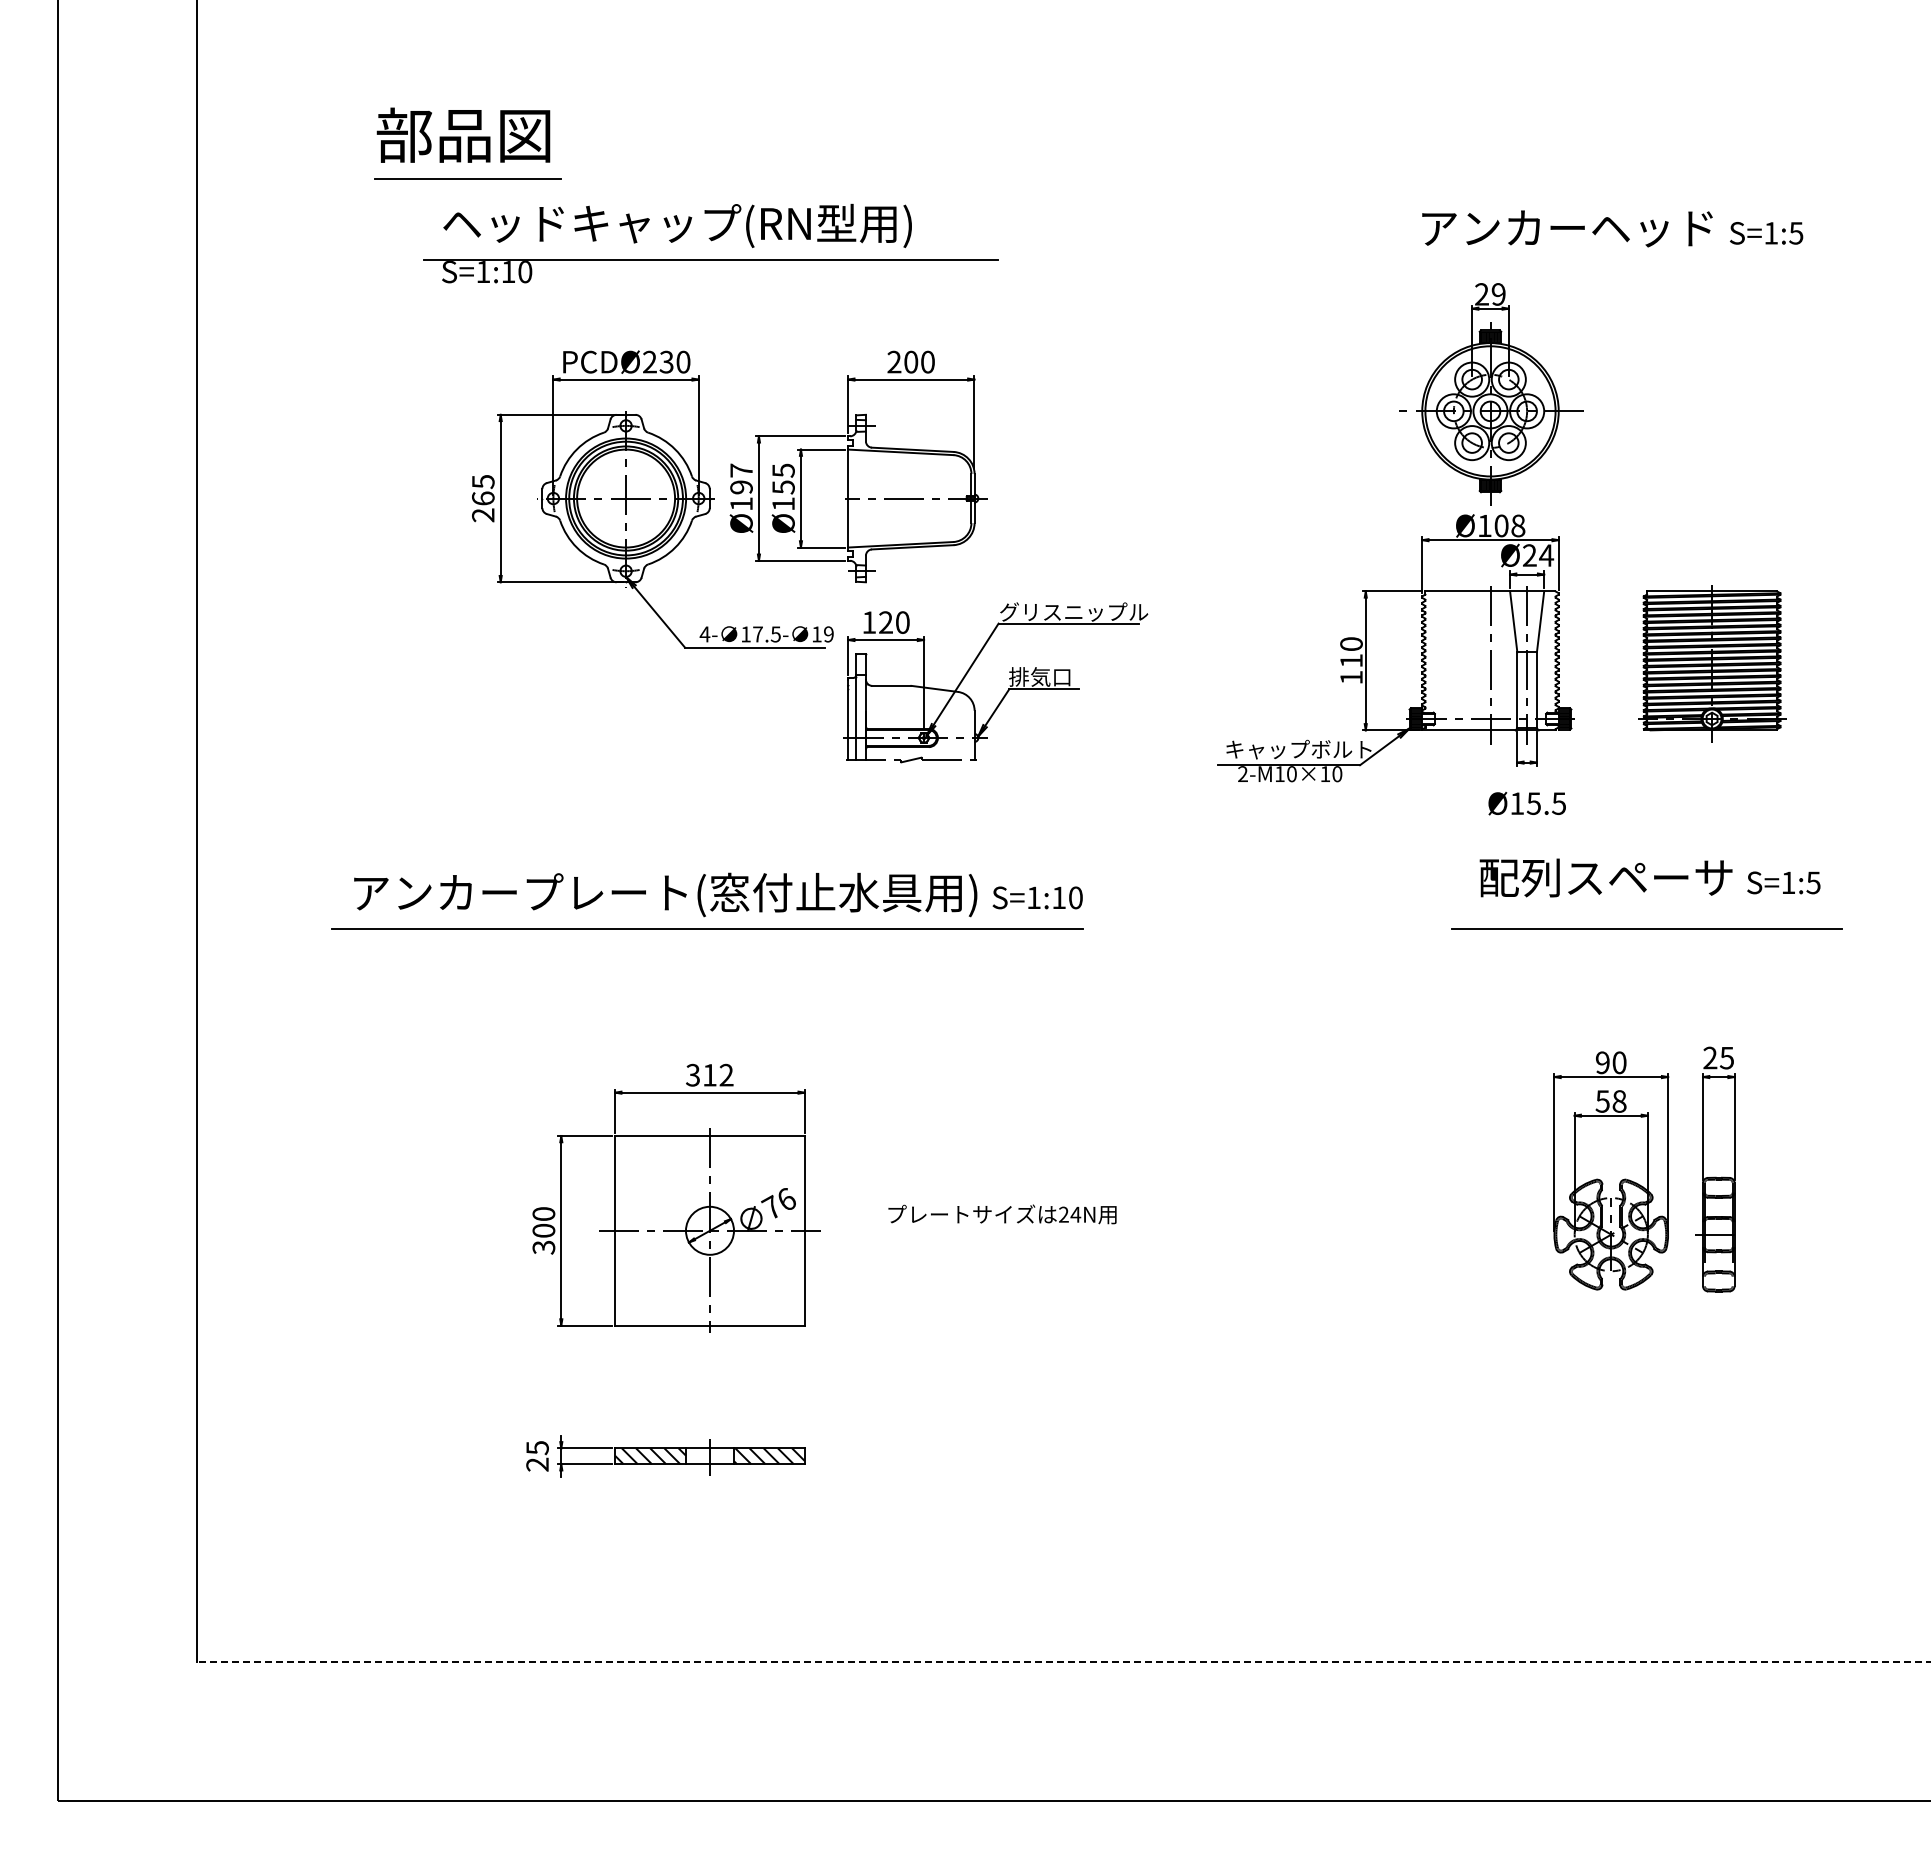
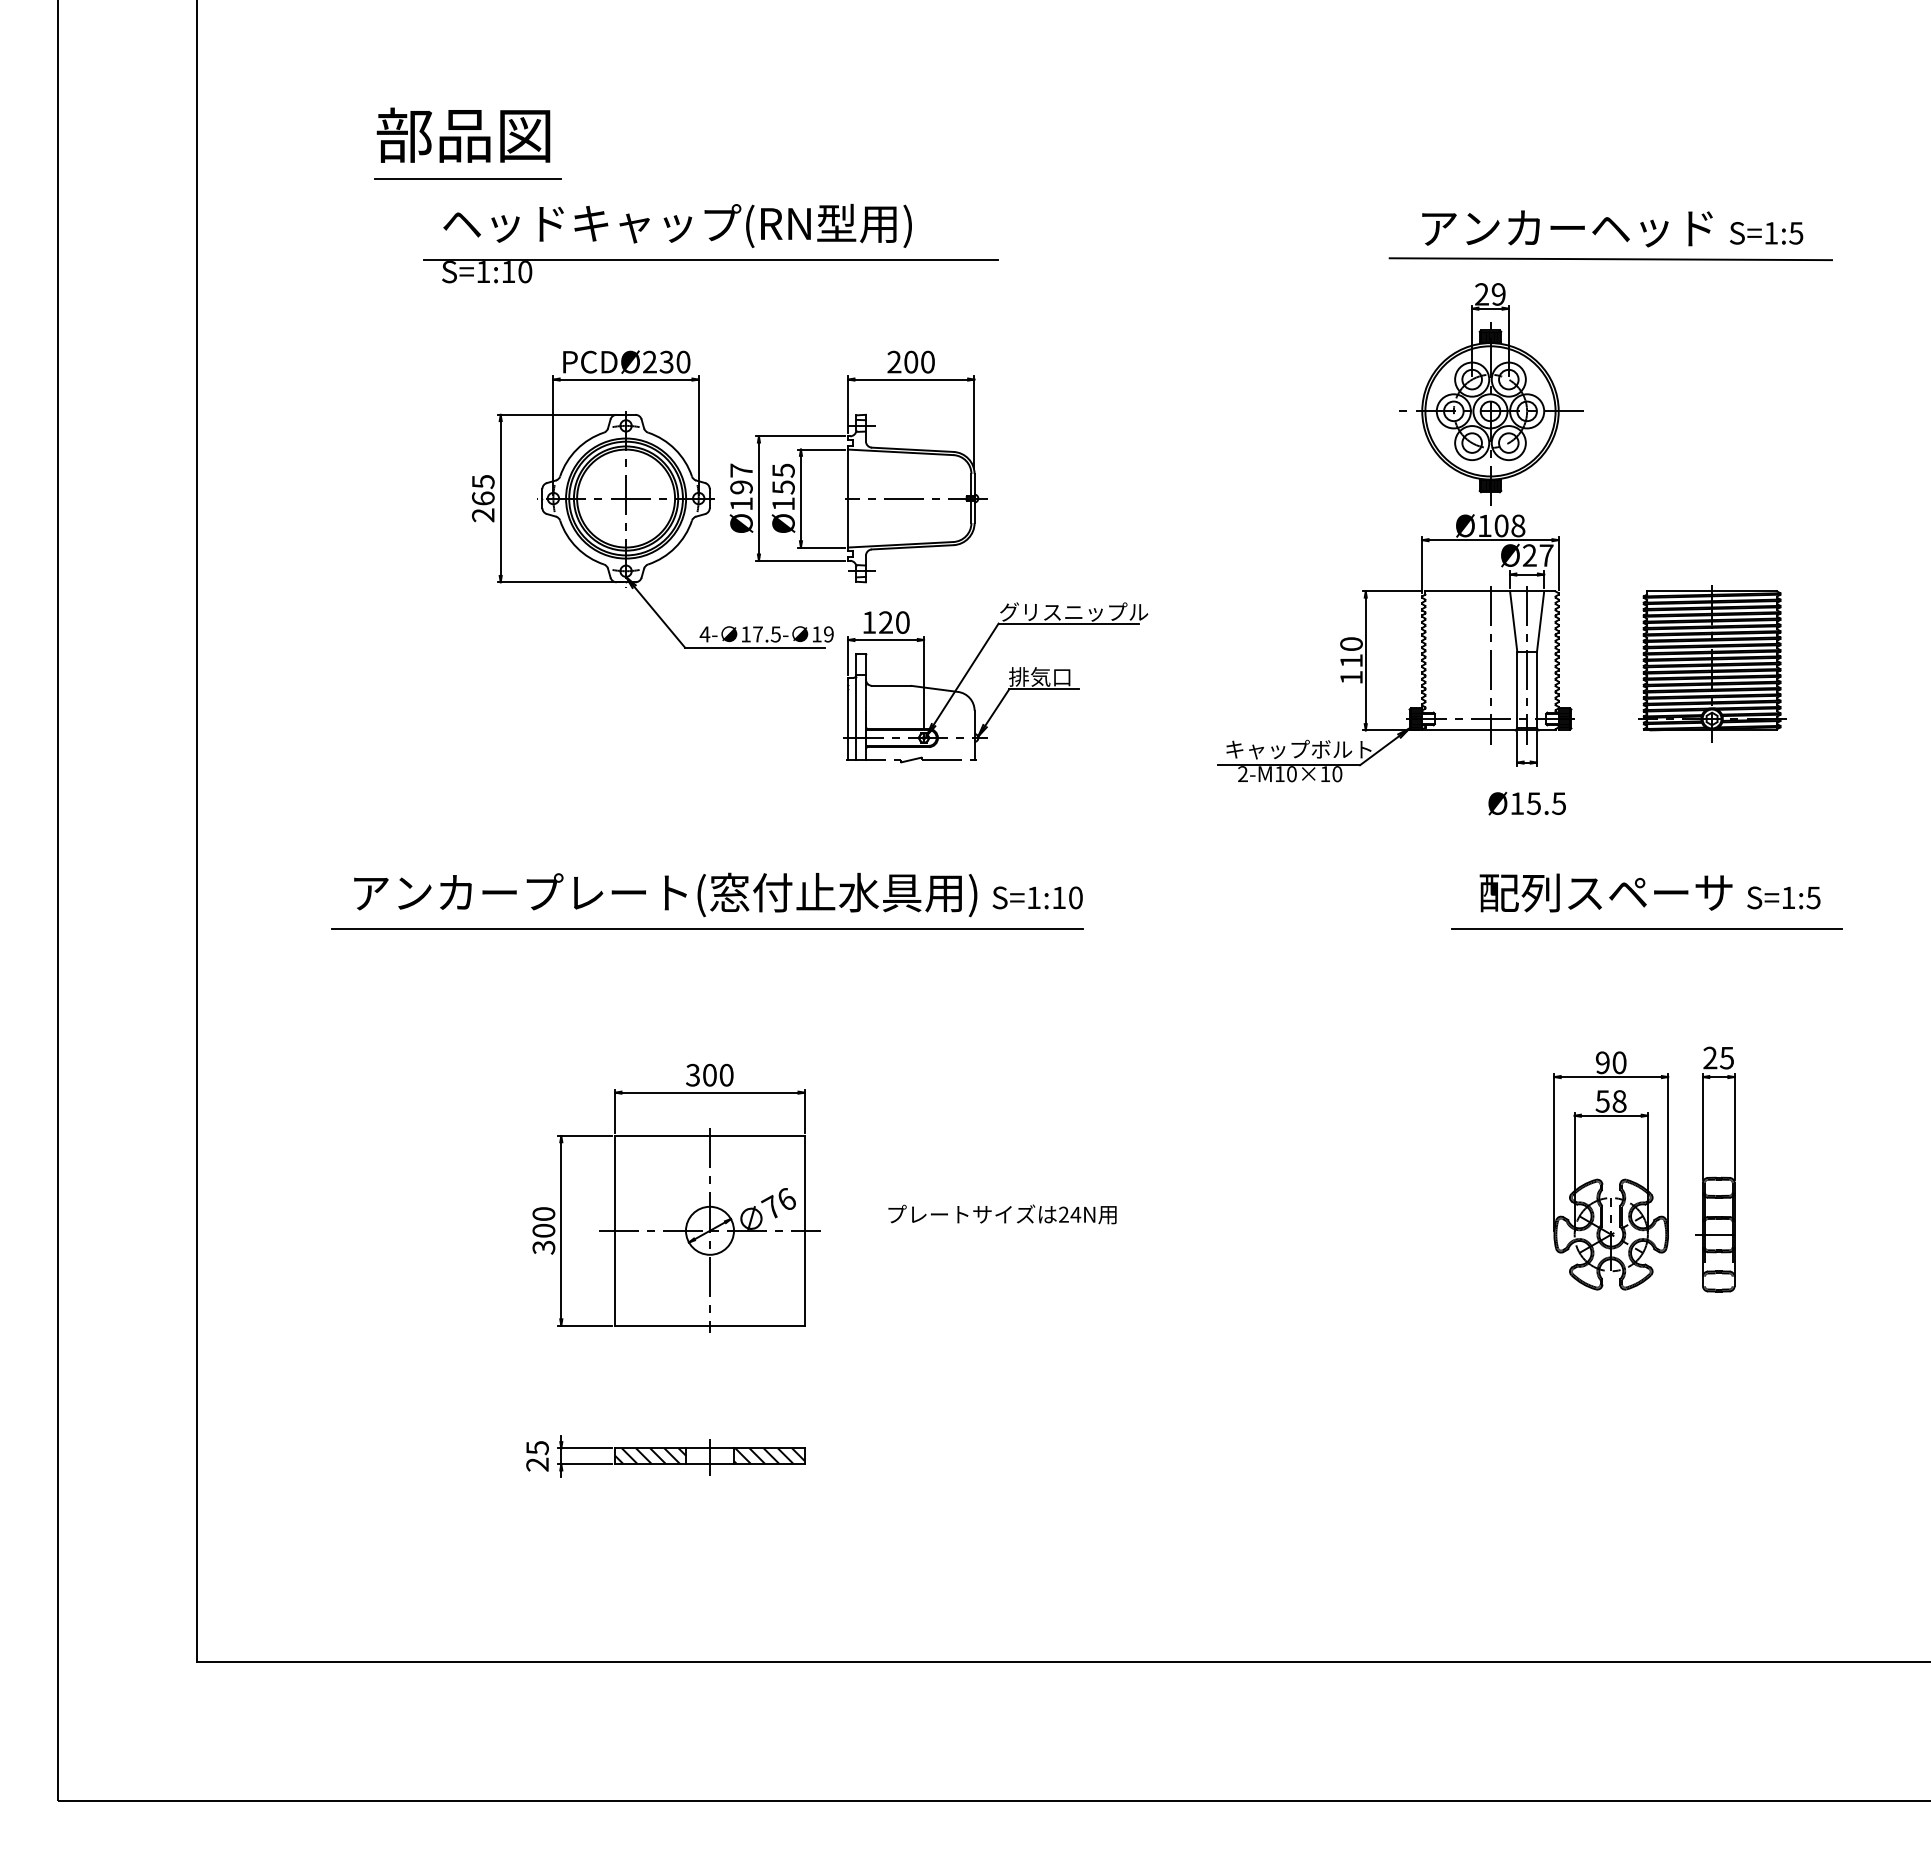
line: none -> present (1610, 259)
text: Ø24 -> Ø27 (1546, 555)
text position: (1649, 877) -> (1649, 892) (1649, 892)
text: 312 -> 300 (718, 1074)
line: dashed -> solid (1063, 1662)
